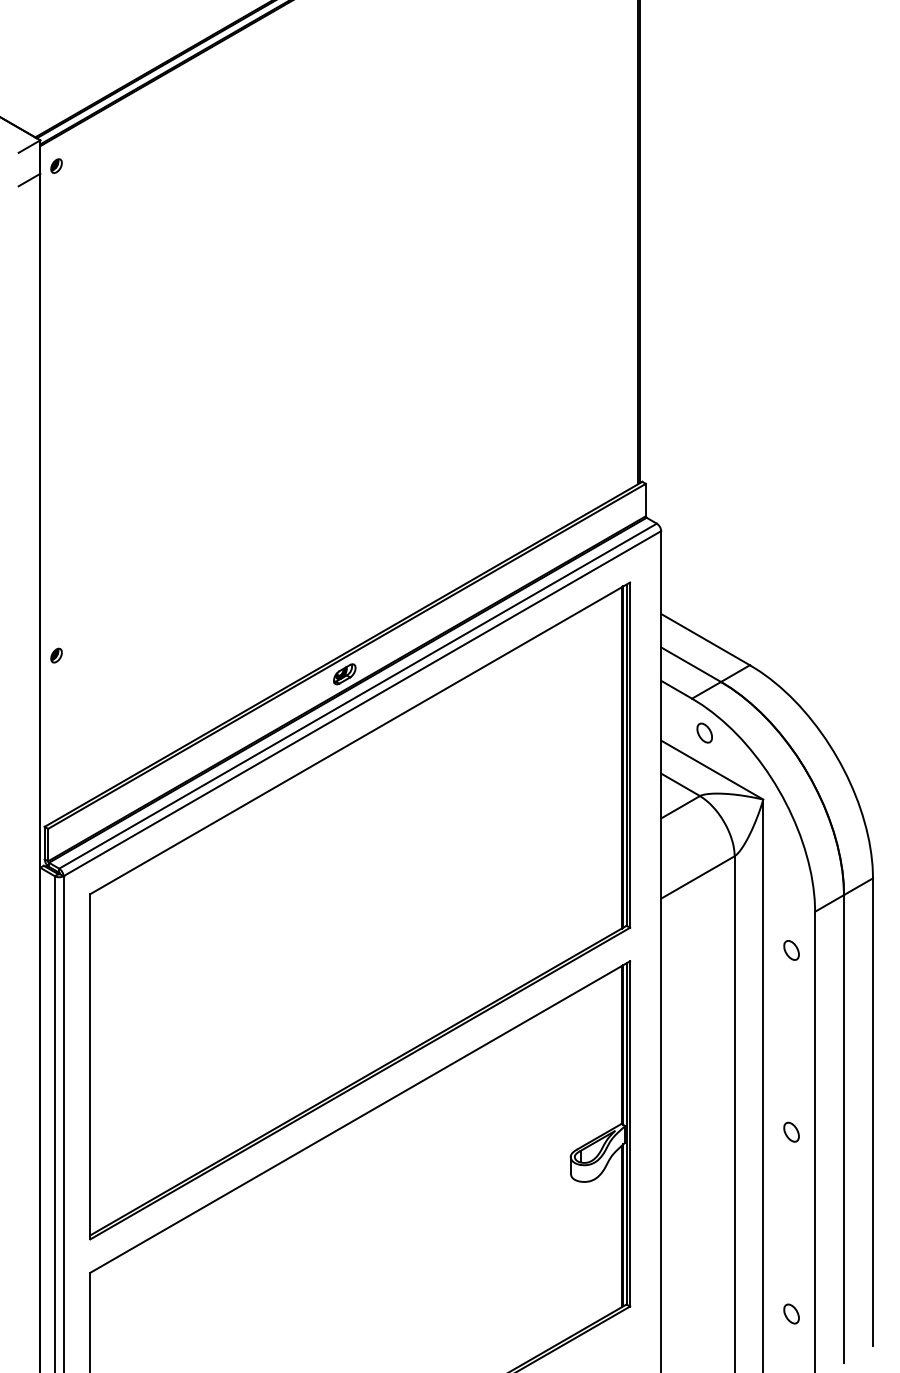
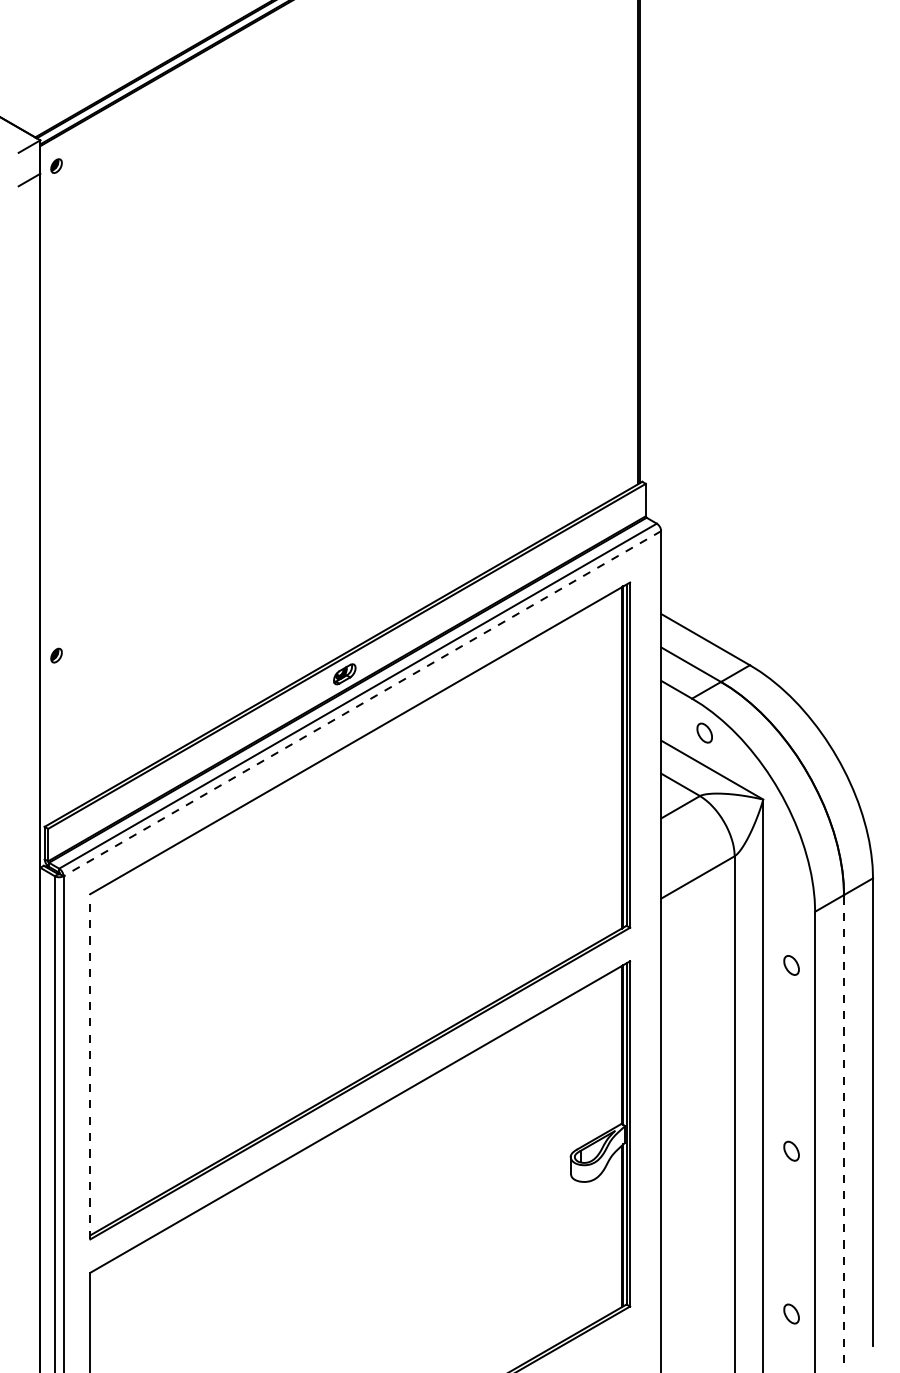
line: solid -> dashed (361, 703)
part position: (791, 950) -> (791, 965) (791, 965)
line: solid -> dashed (90, 1066)
line: solid -> dashed (844, 1128)
part position: (791, 1131) -> (791, 1150) (791, 1150)
